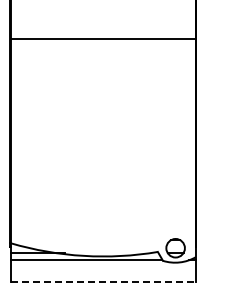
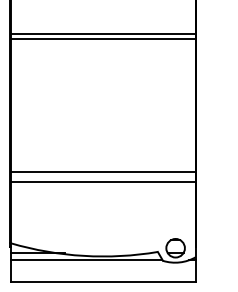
line: none -> present (102, 33)
line: none -> present (102, 171)
line: none -> present (102, 181)
line: dashed -> solid (103, 281)
